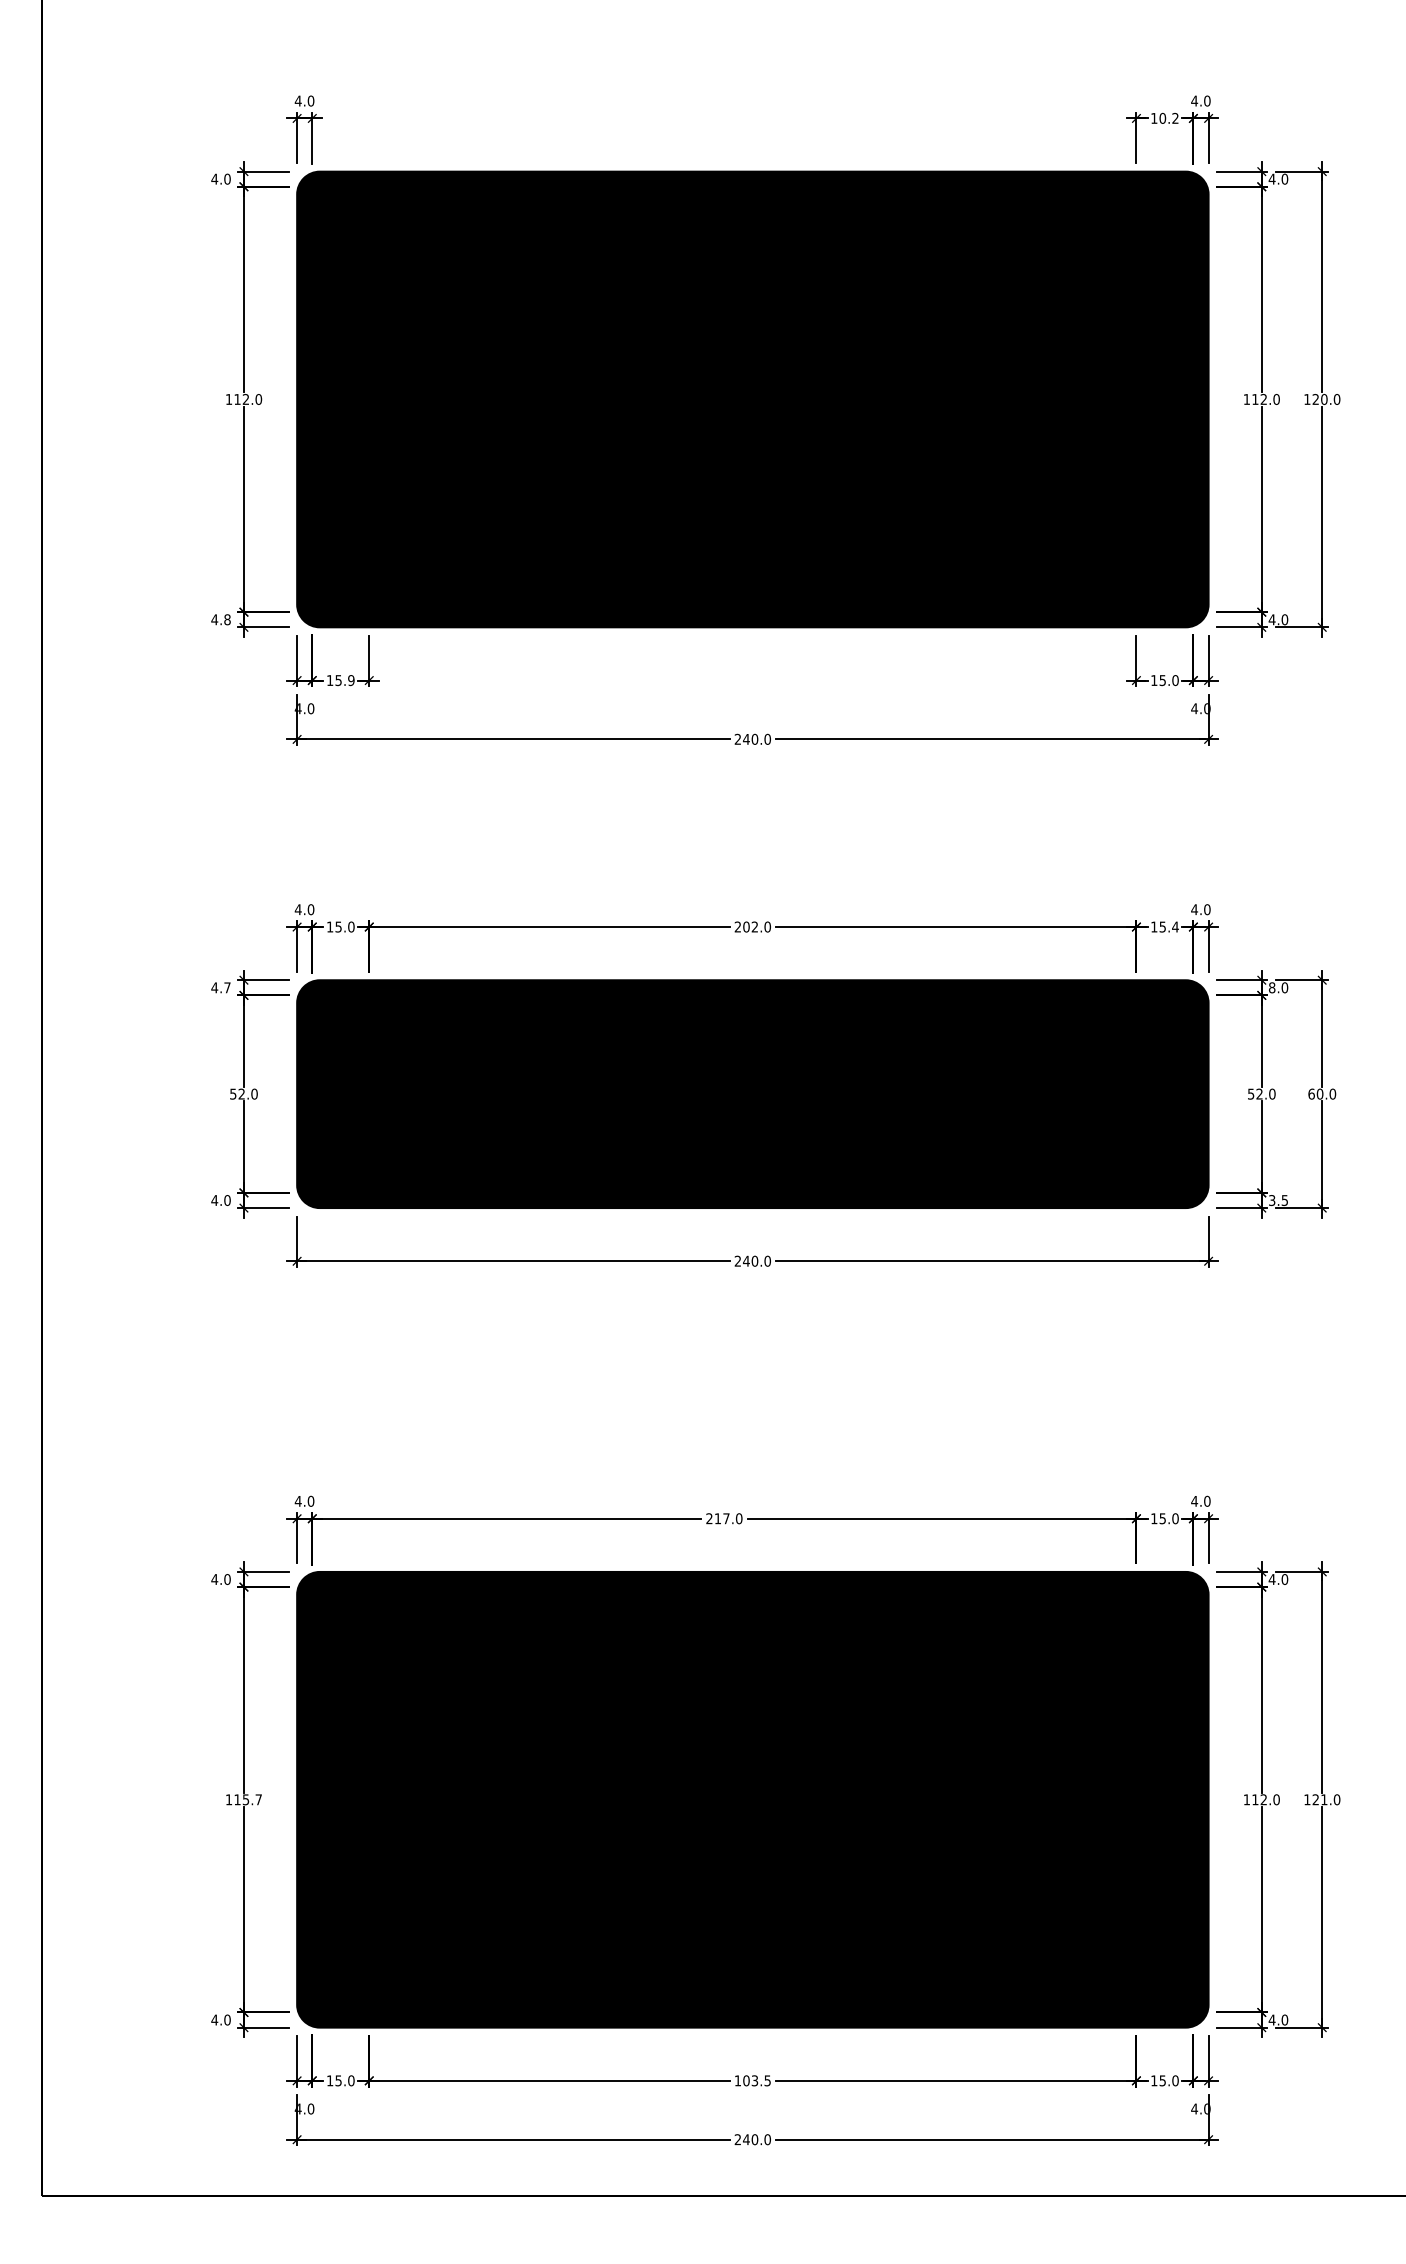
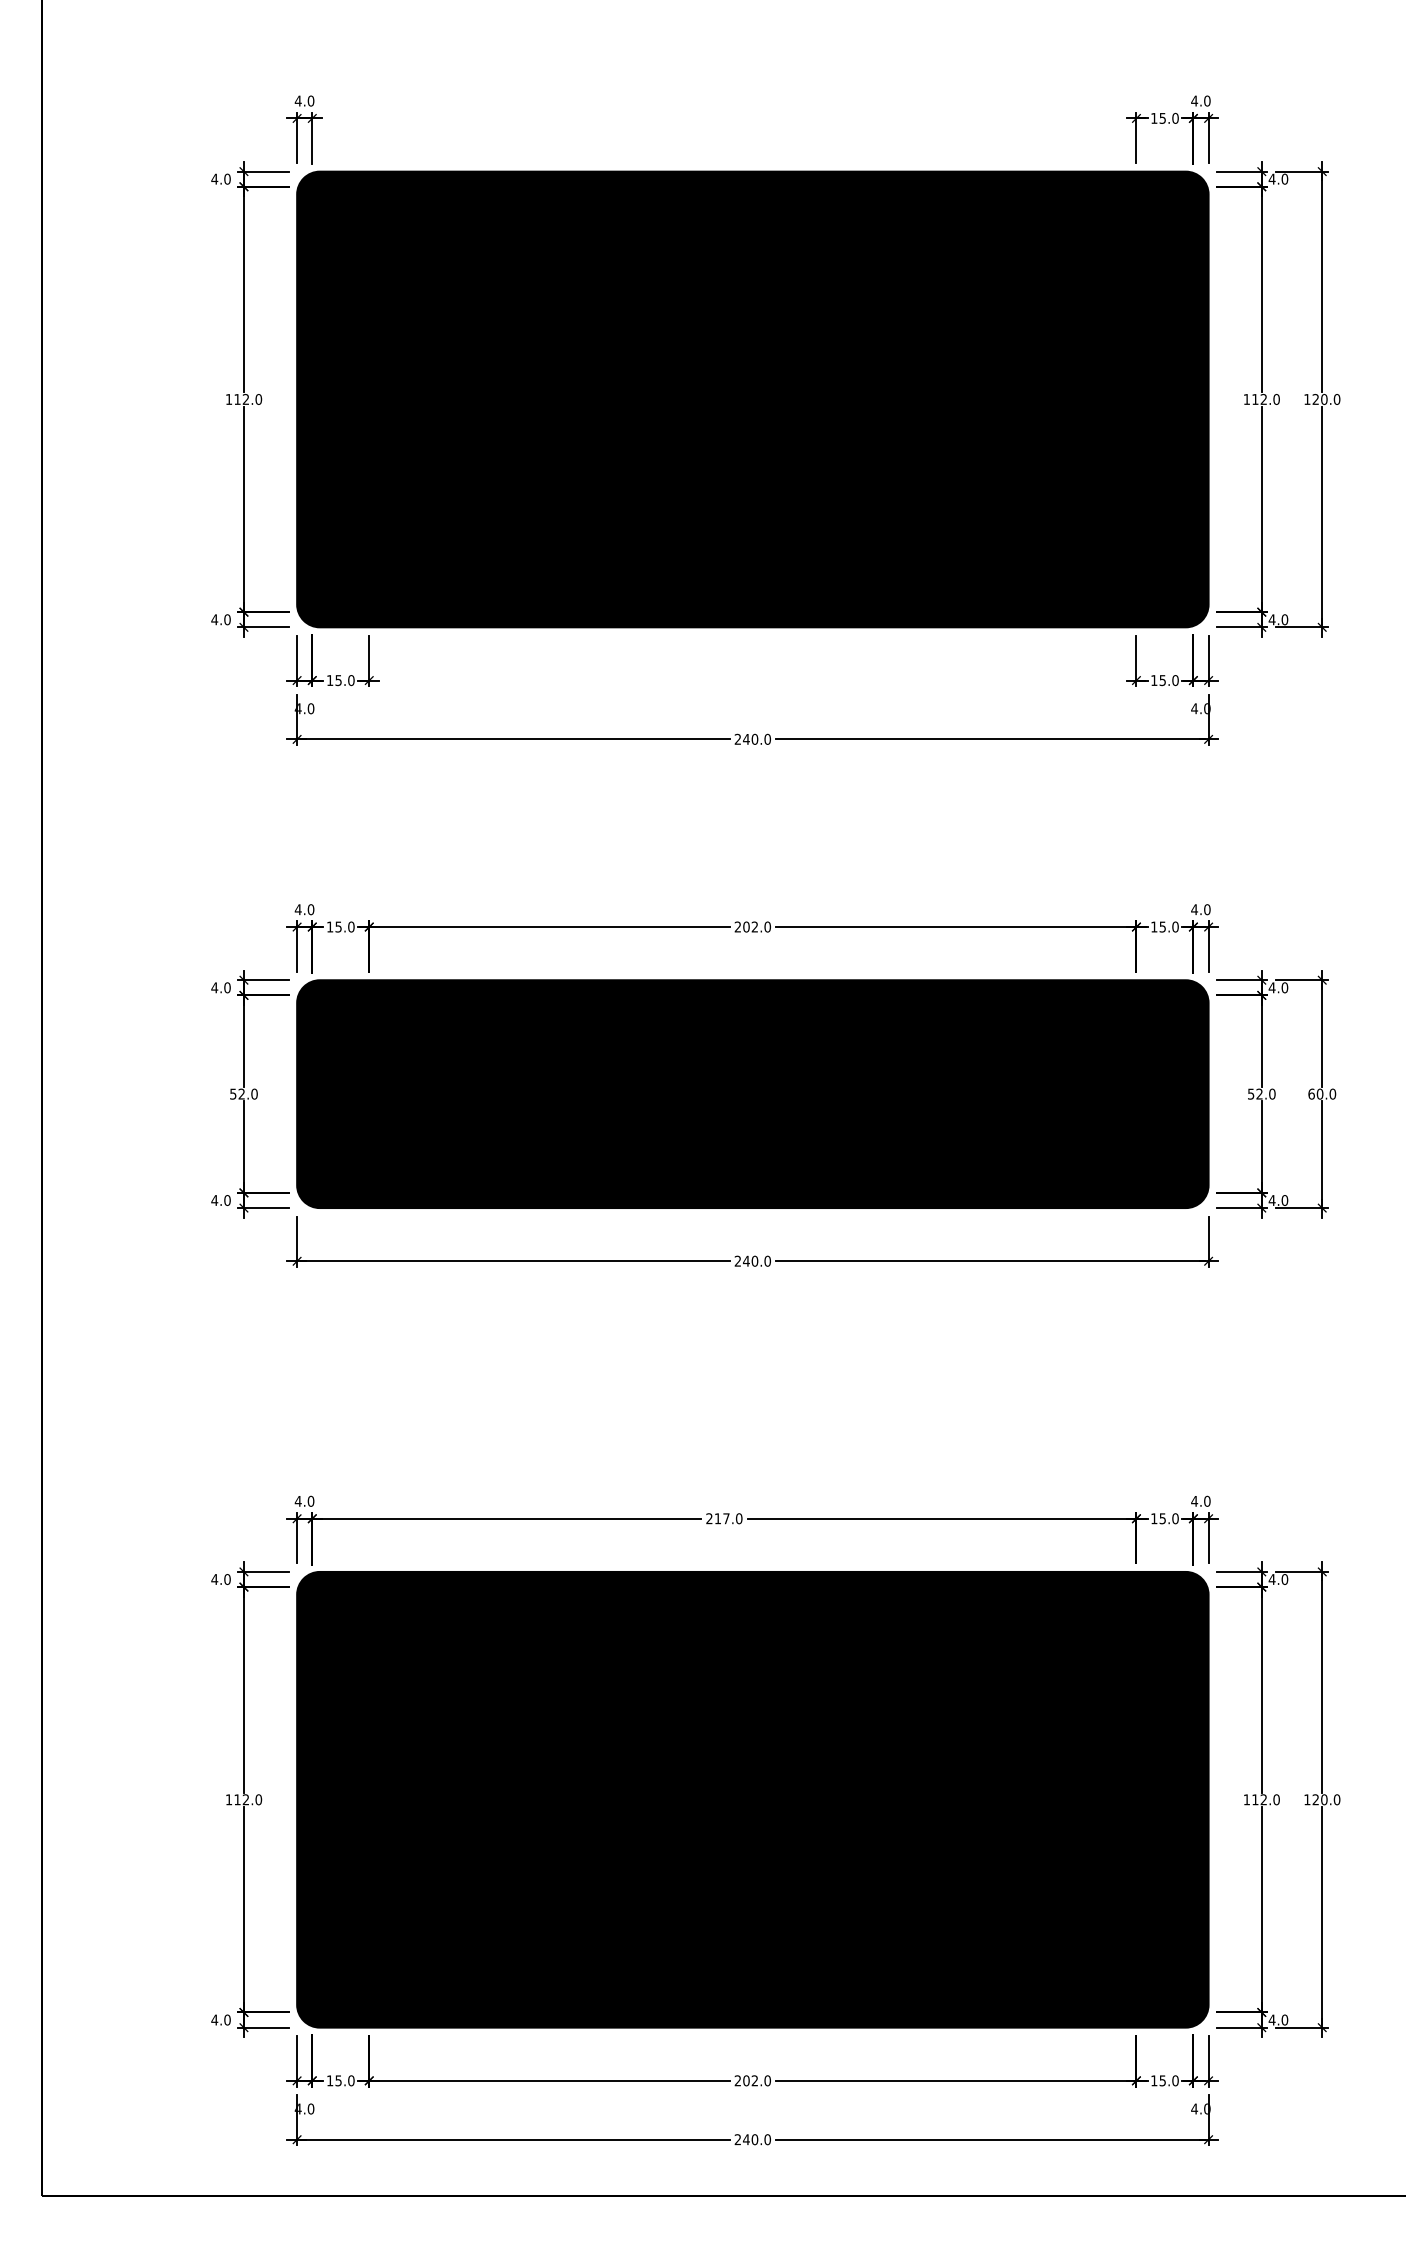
text: 10.2 -> 15.0 (1168, 117)
text: 4.8 -> 4.0 (227, 619)
text: 15.9 -> 15.0 (351, 680)
text: 15.4 -> 15.0 (1175, 926)
text: 4.7 -> 4.0 (227, 987)
text: 8.0 -> 4.0 (1271, 987)
text: 3.5 -> 4.0 (1278, 1200)
text: 115.7 -> 112.0 (252, 1799)
text: 121.0 -> 120.0 (1324, 1799)
text: 103.5 -> 202.0 (752, 2080)
